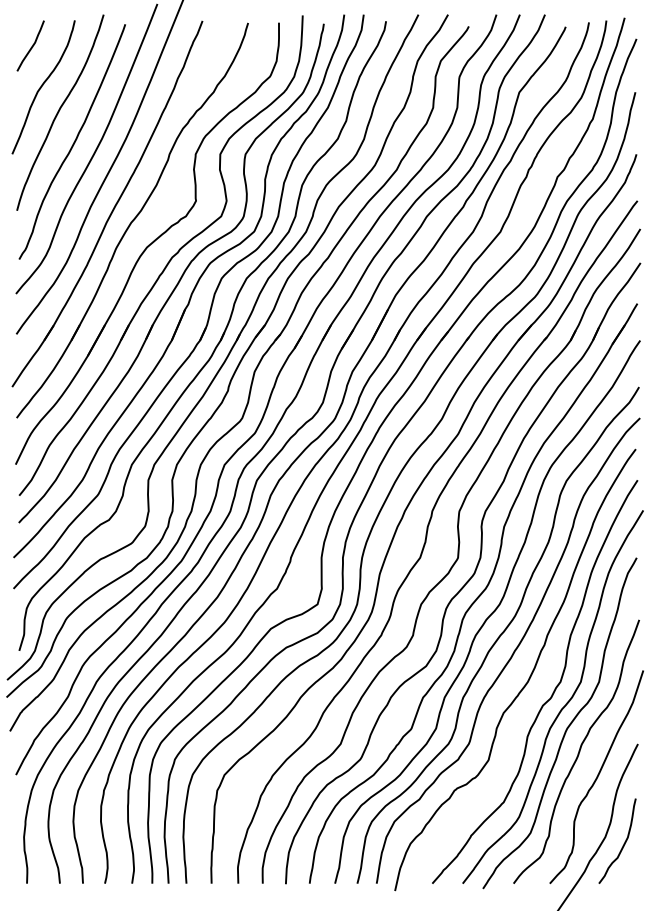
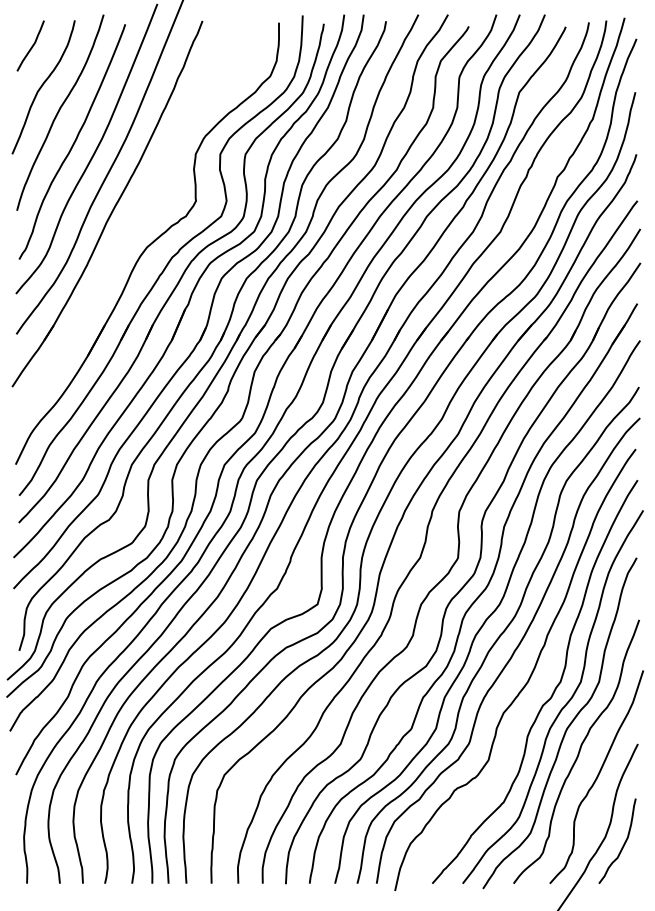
part: present -> none (132, 220)
